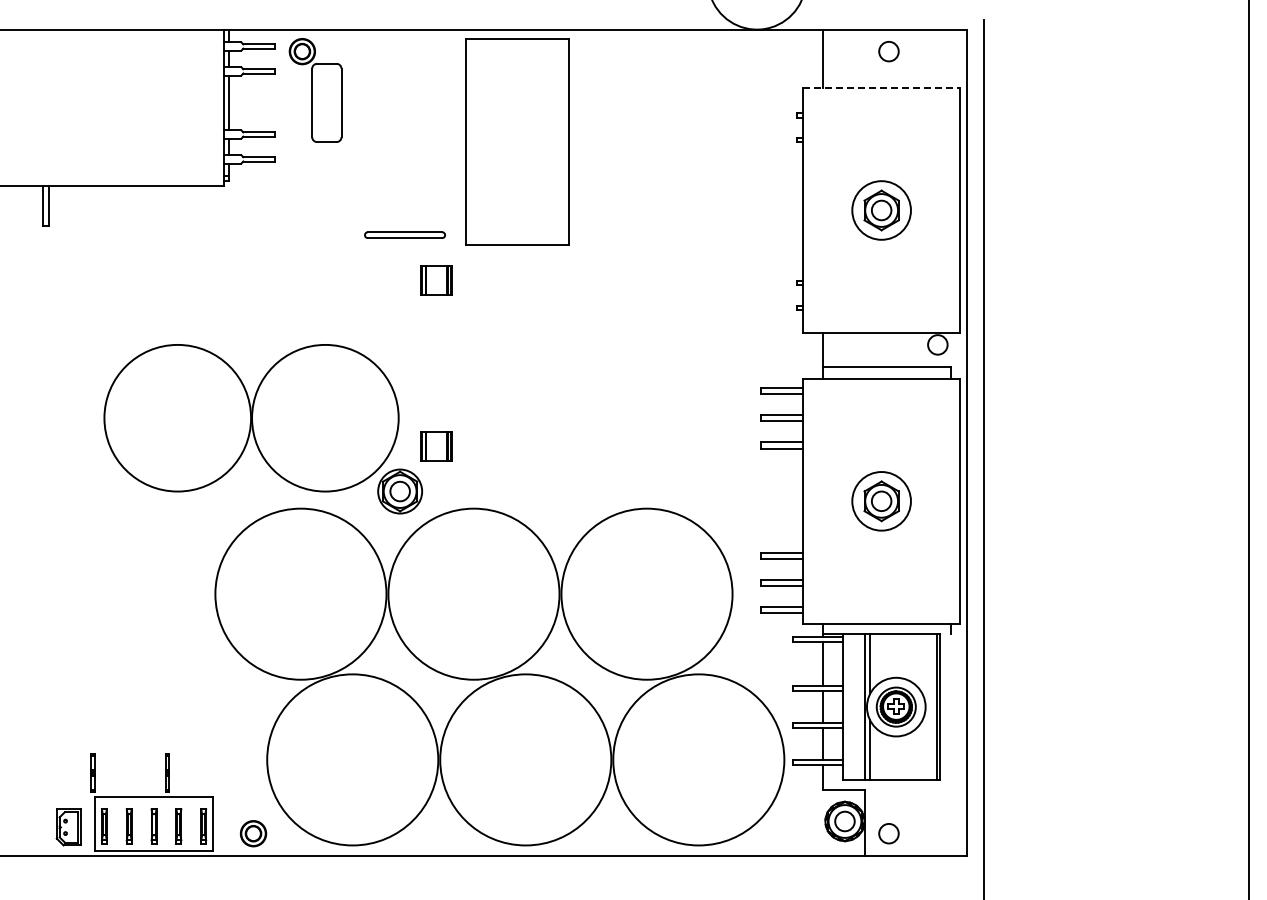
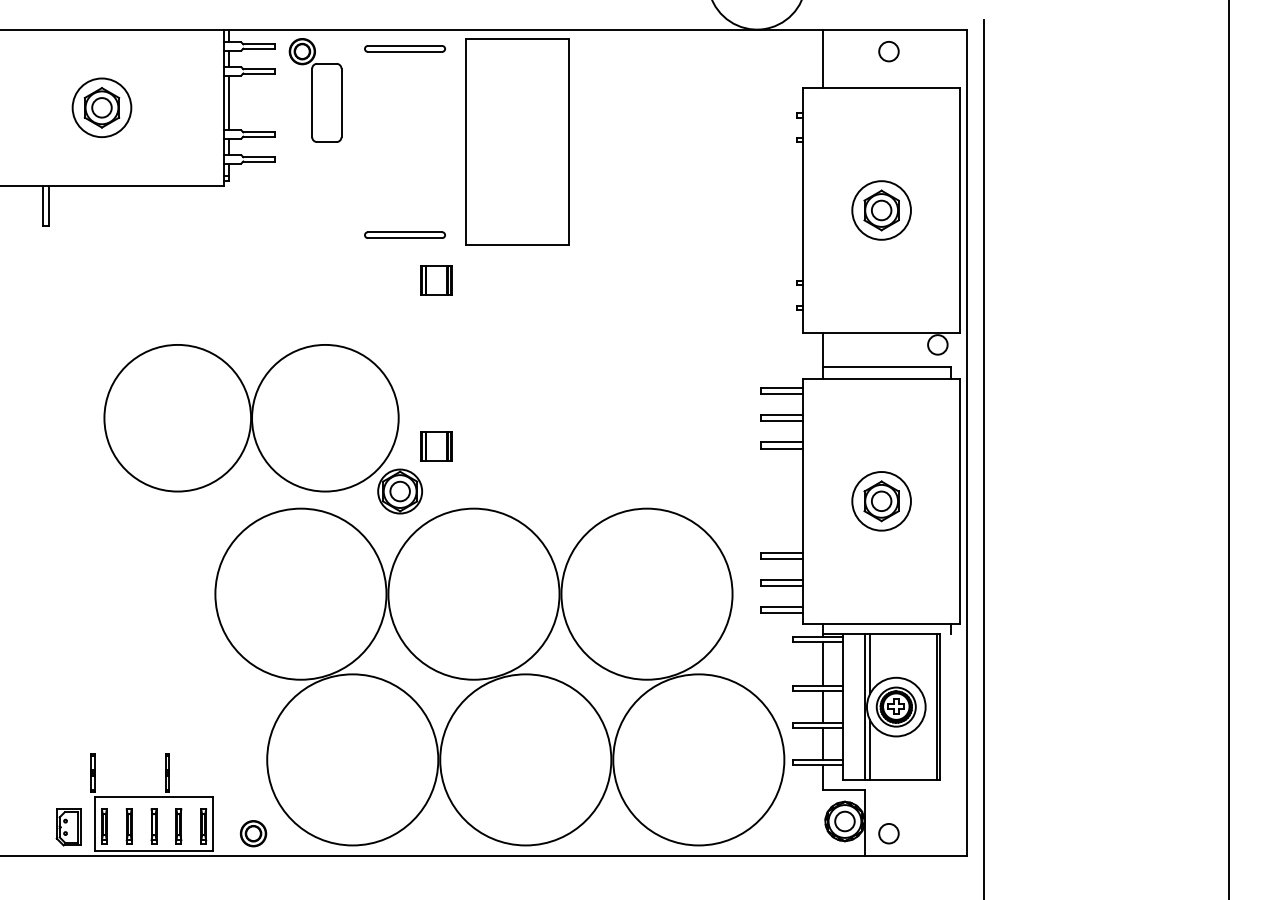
part: none -> present (404, 48)
line: dashed -> solid (882, 88)
part: none -> present (101, 107)
line position: (1248, 449) -> (1228, 449) (1228, 449)
